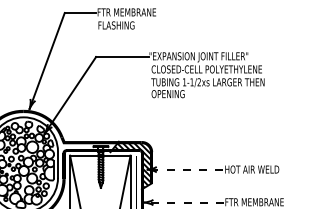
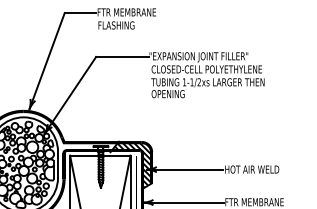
line: dashed -> solid (184, 169)
line: dashed -> solid (183, 202)
